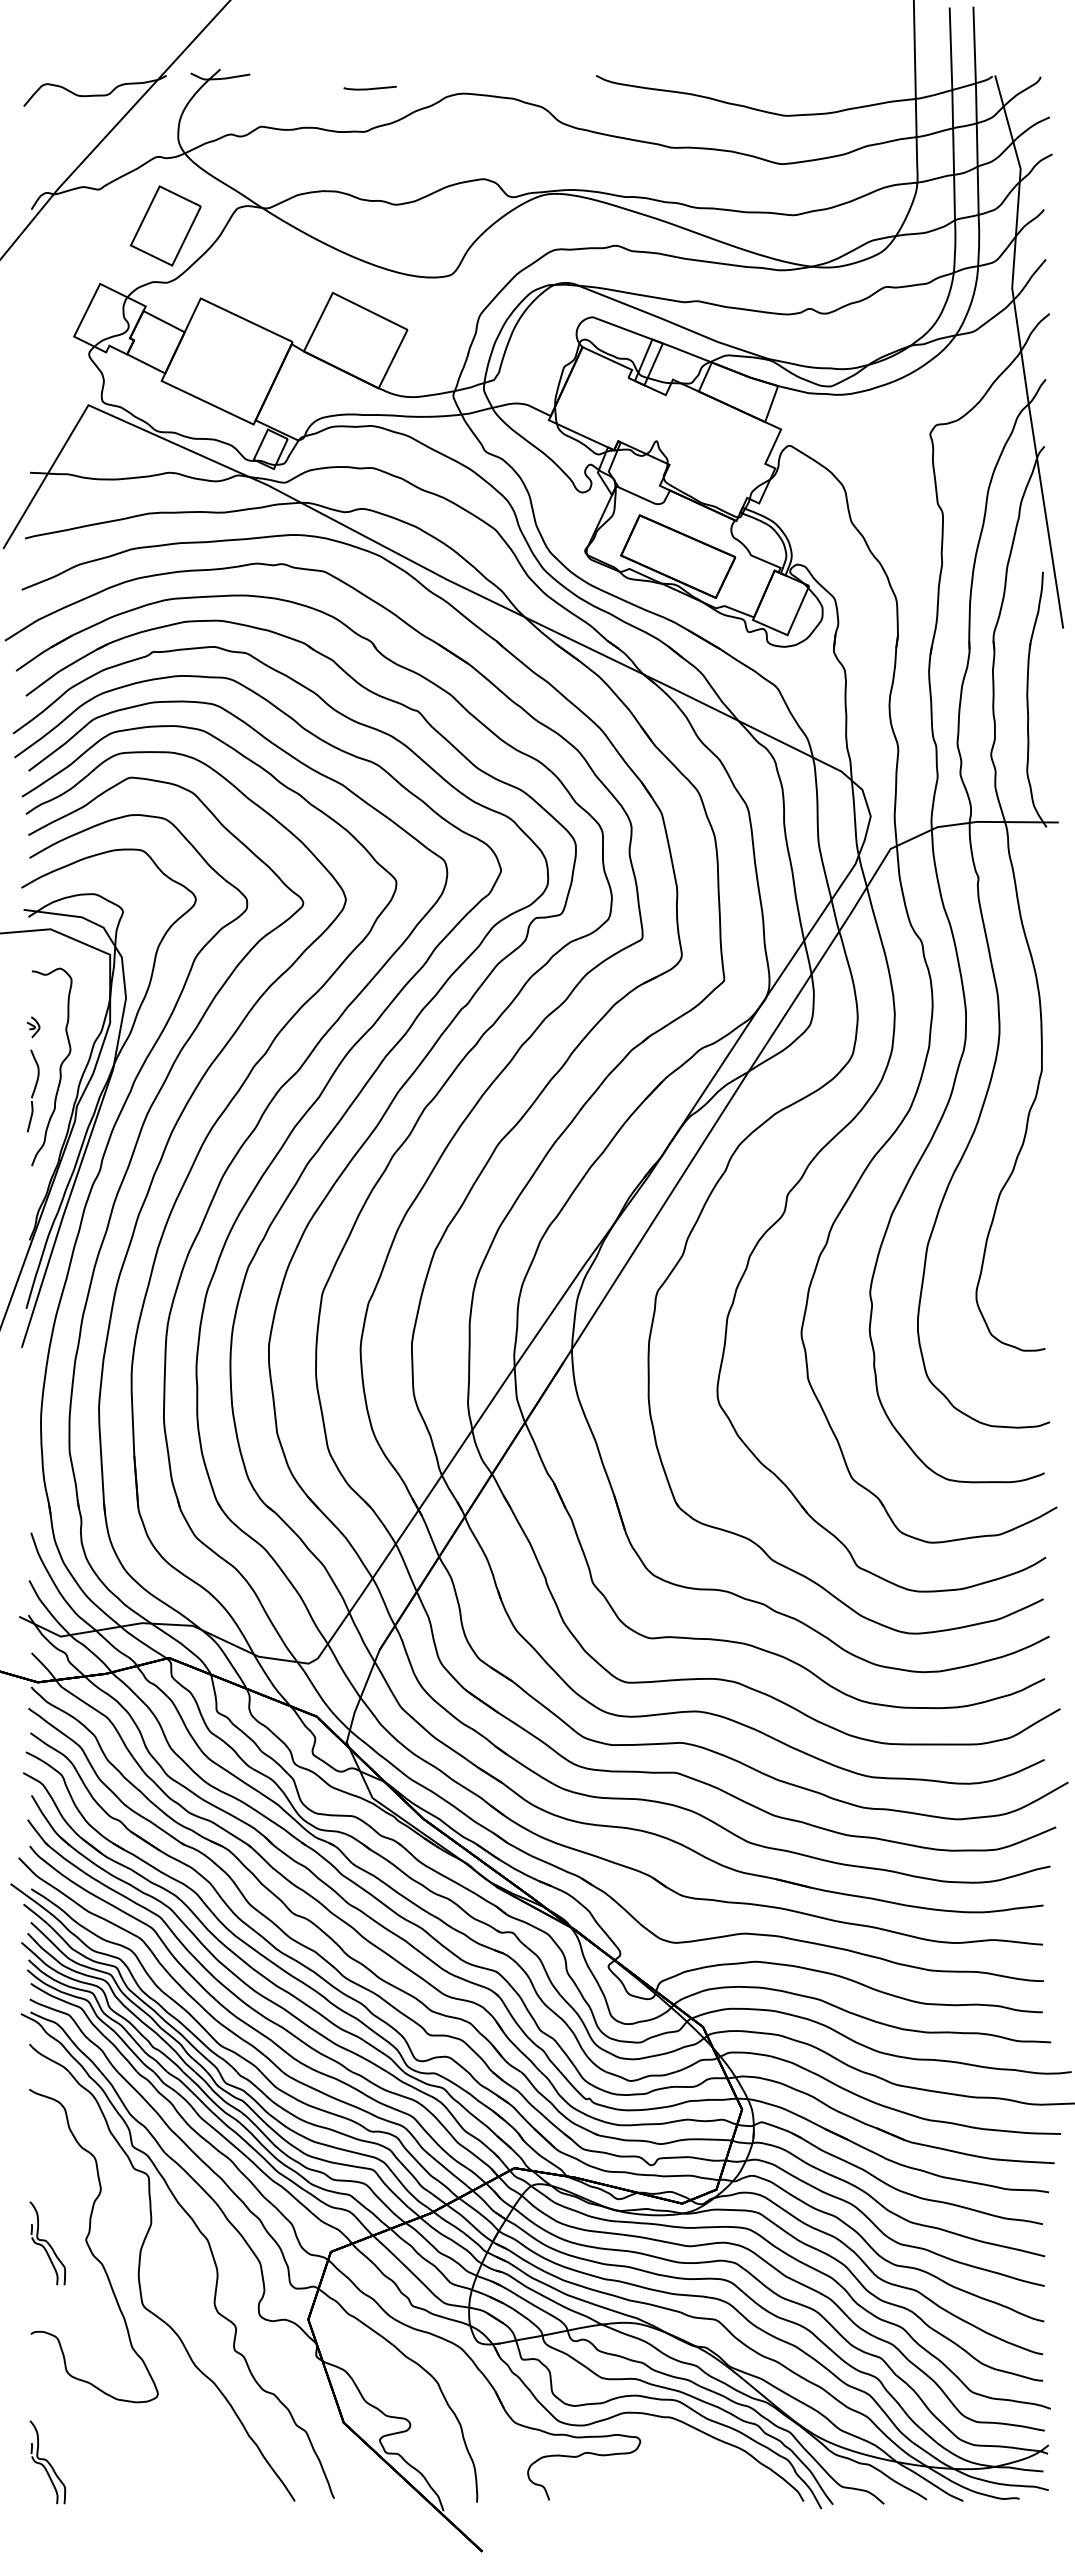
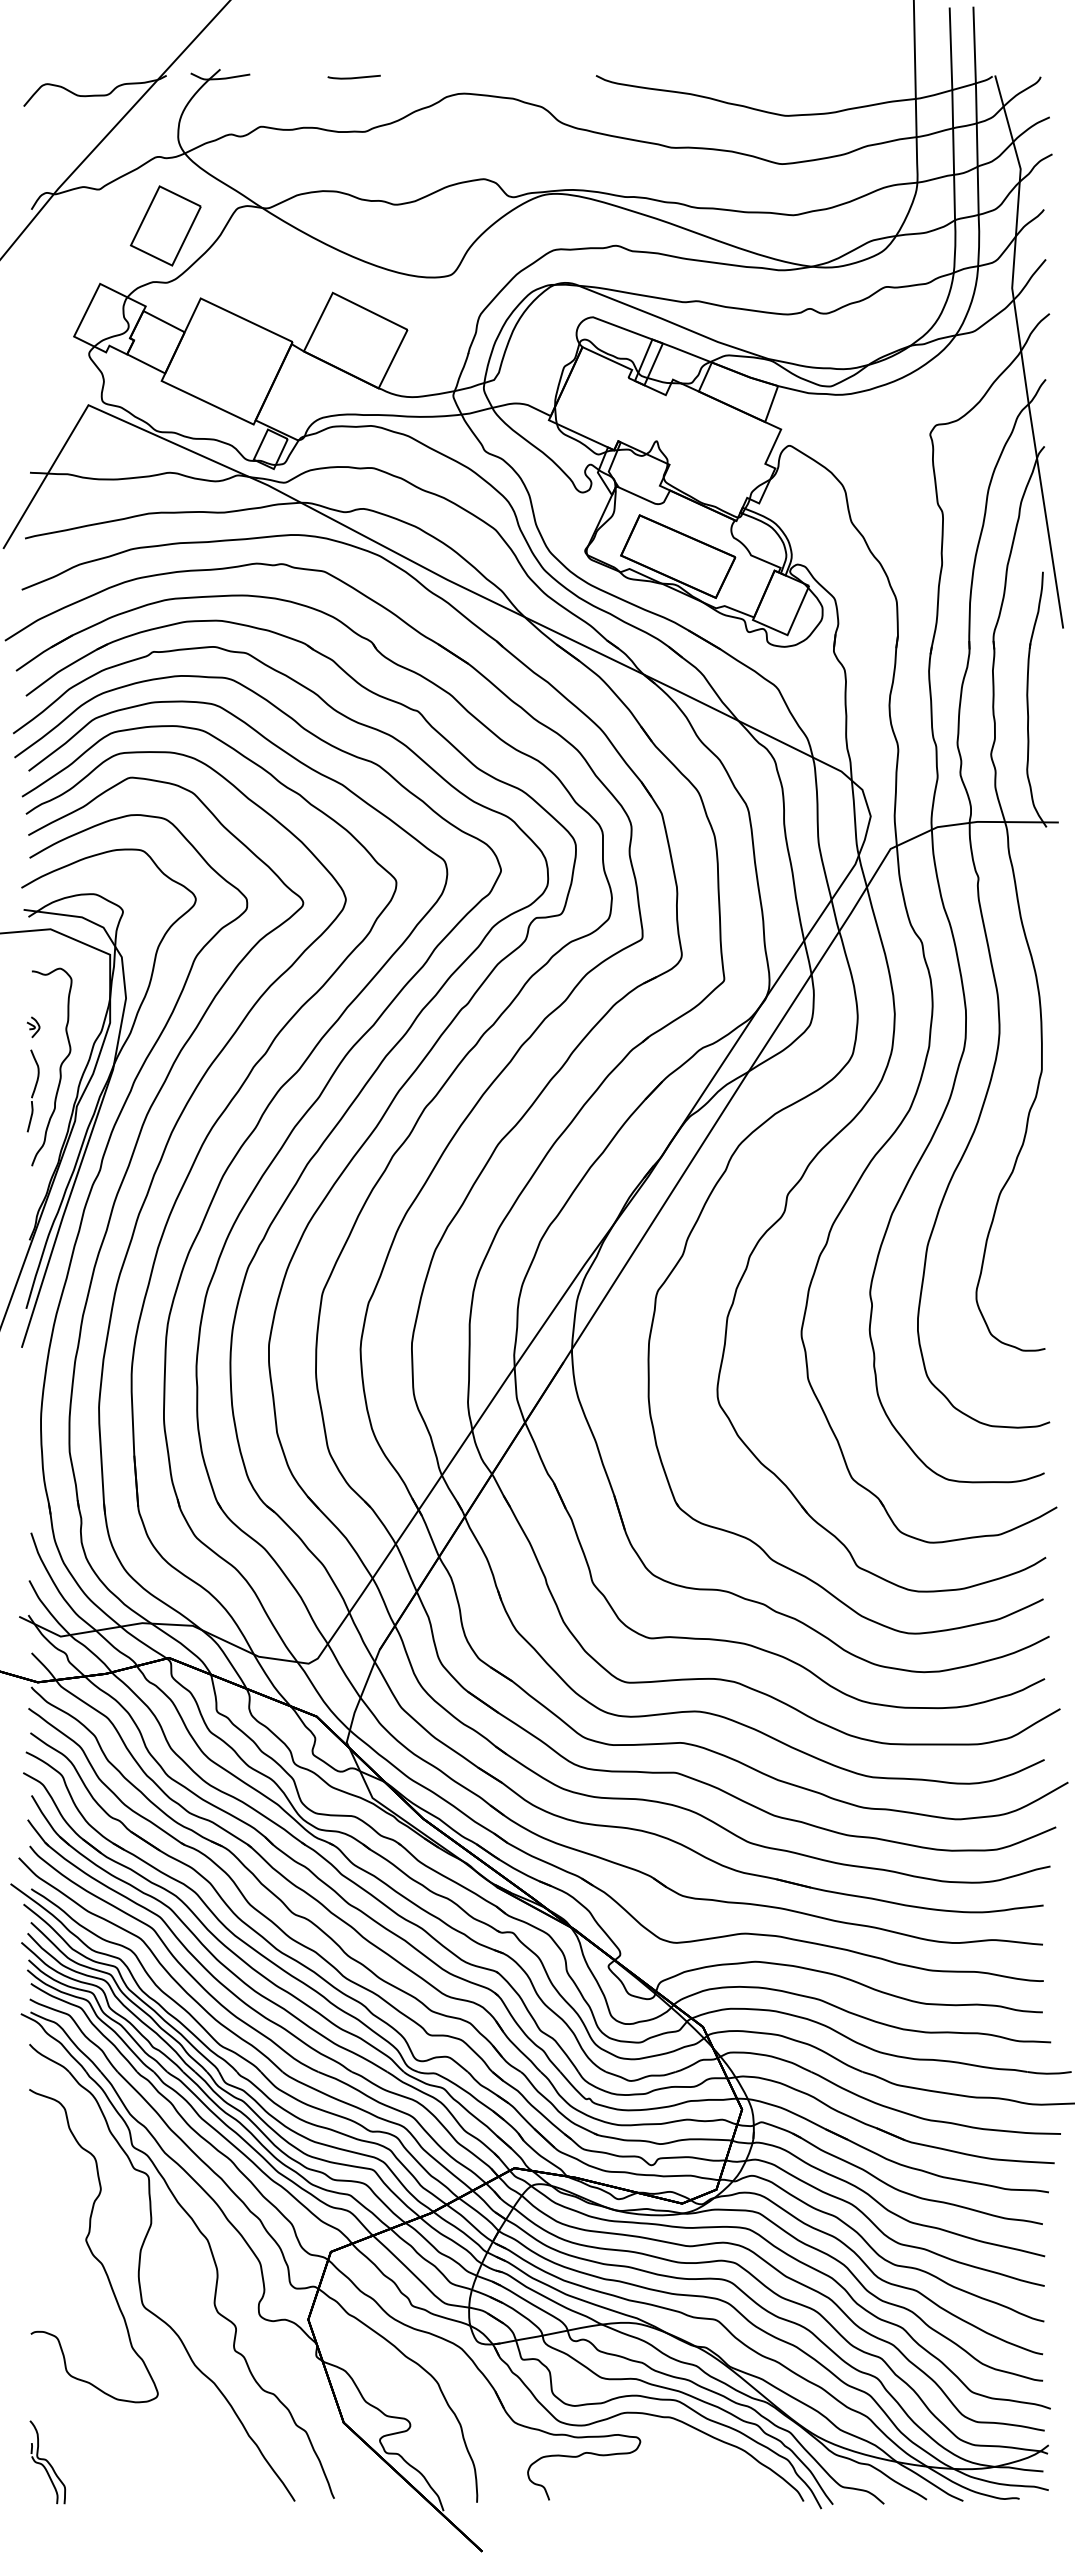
curve position: (369, 88) -> (353, 77) (353, 77)
part: present -> none (47, 2243)
